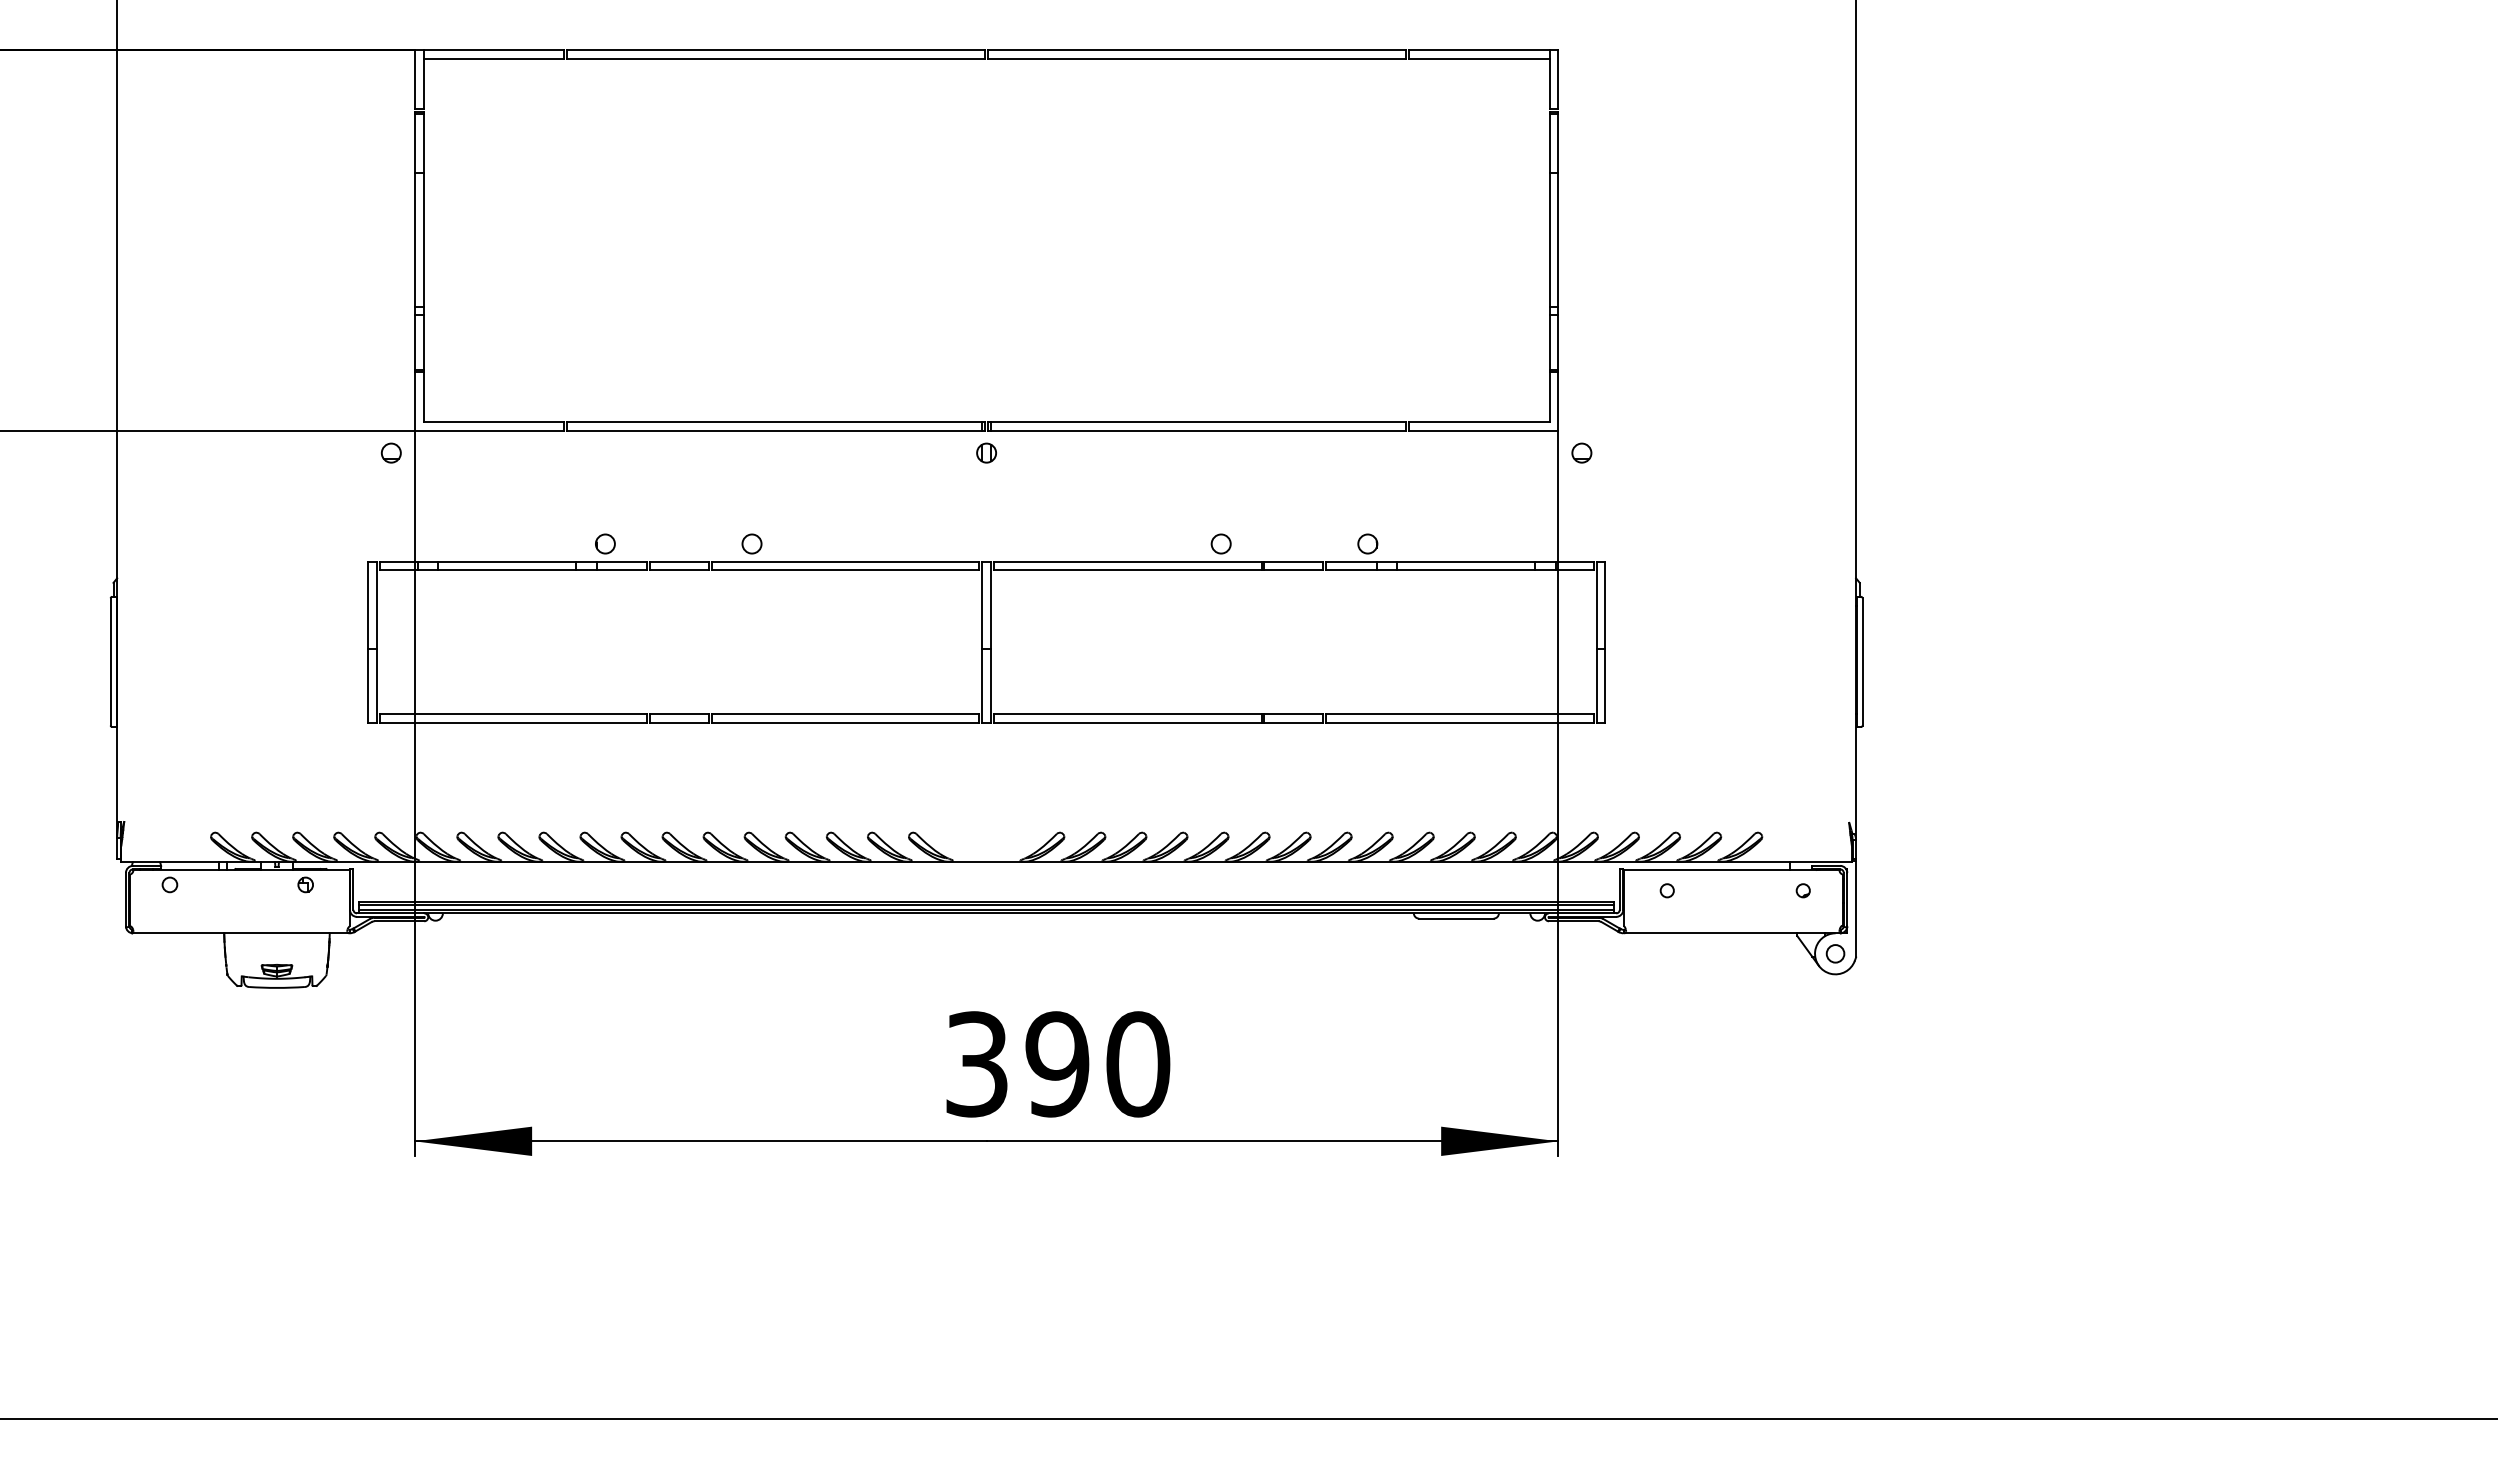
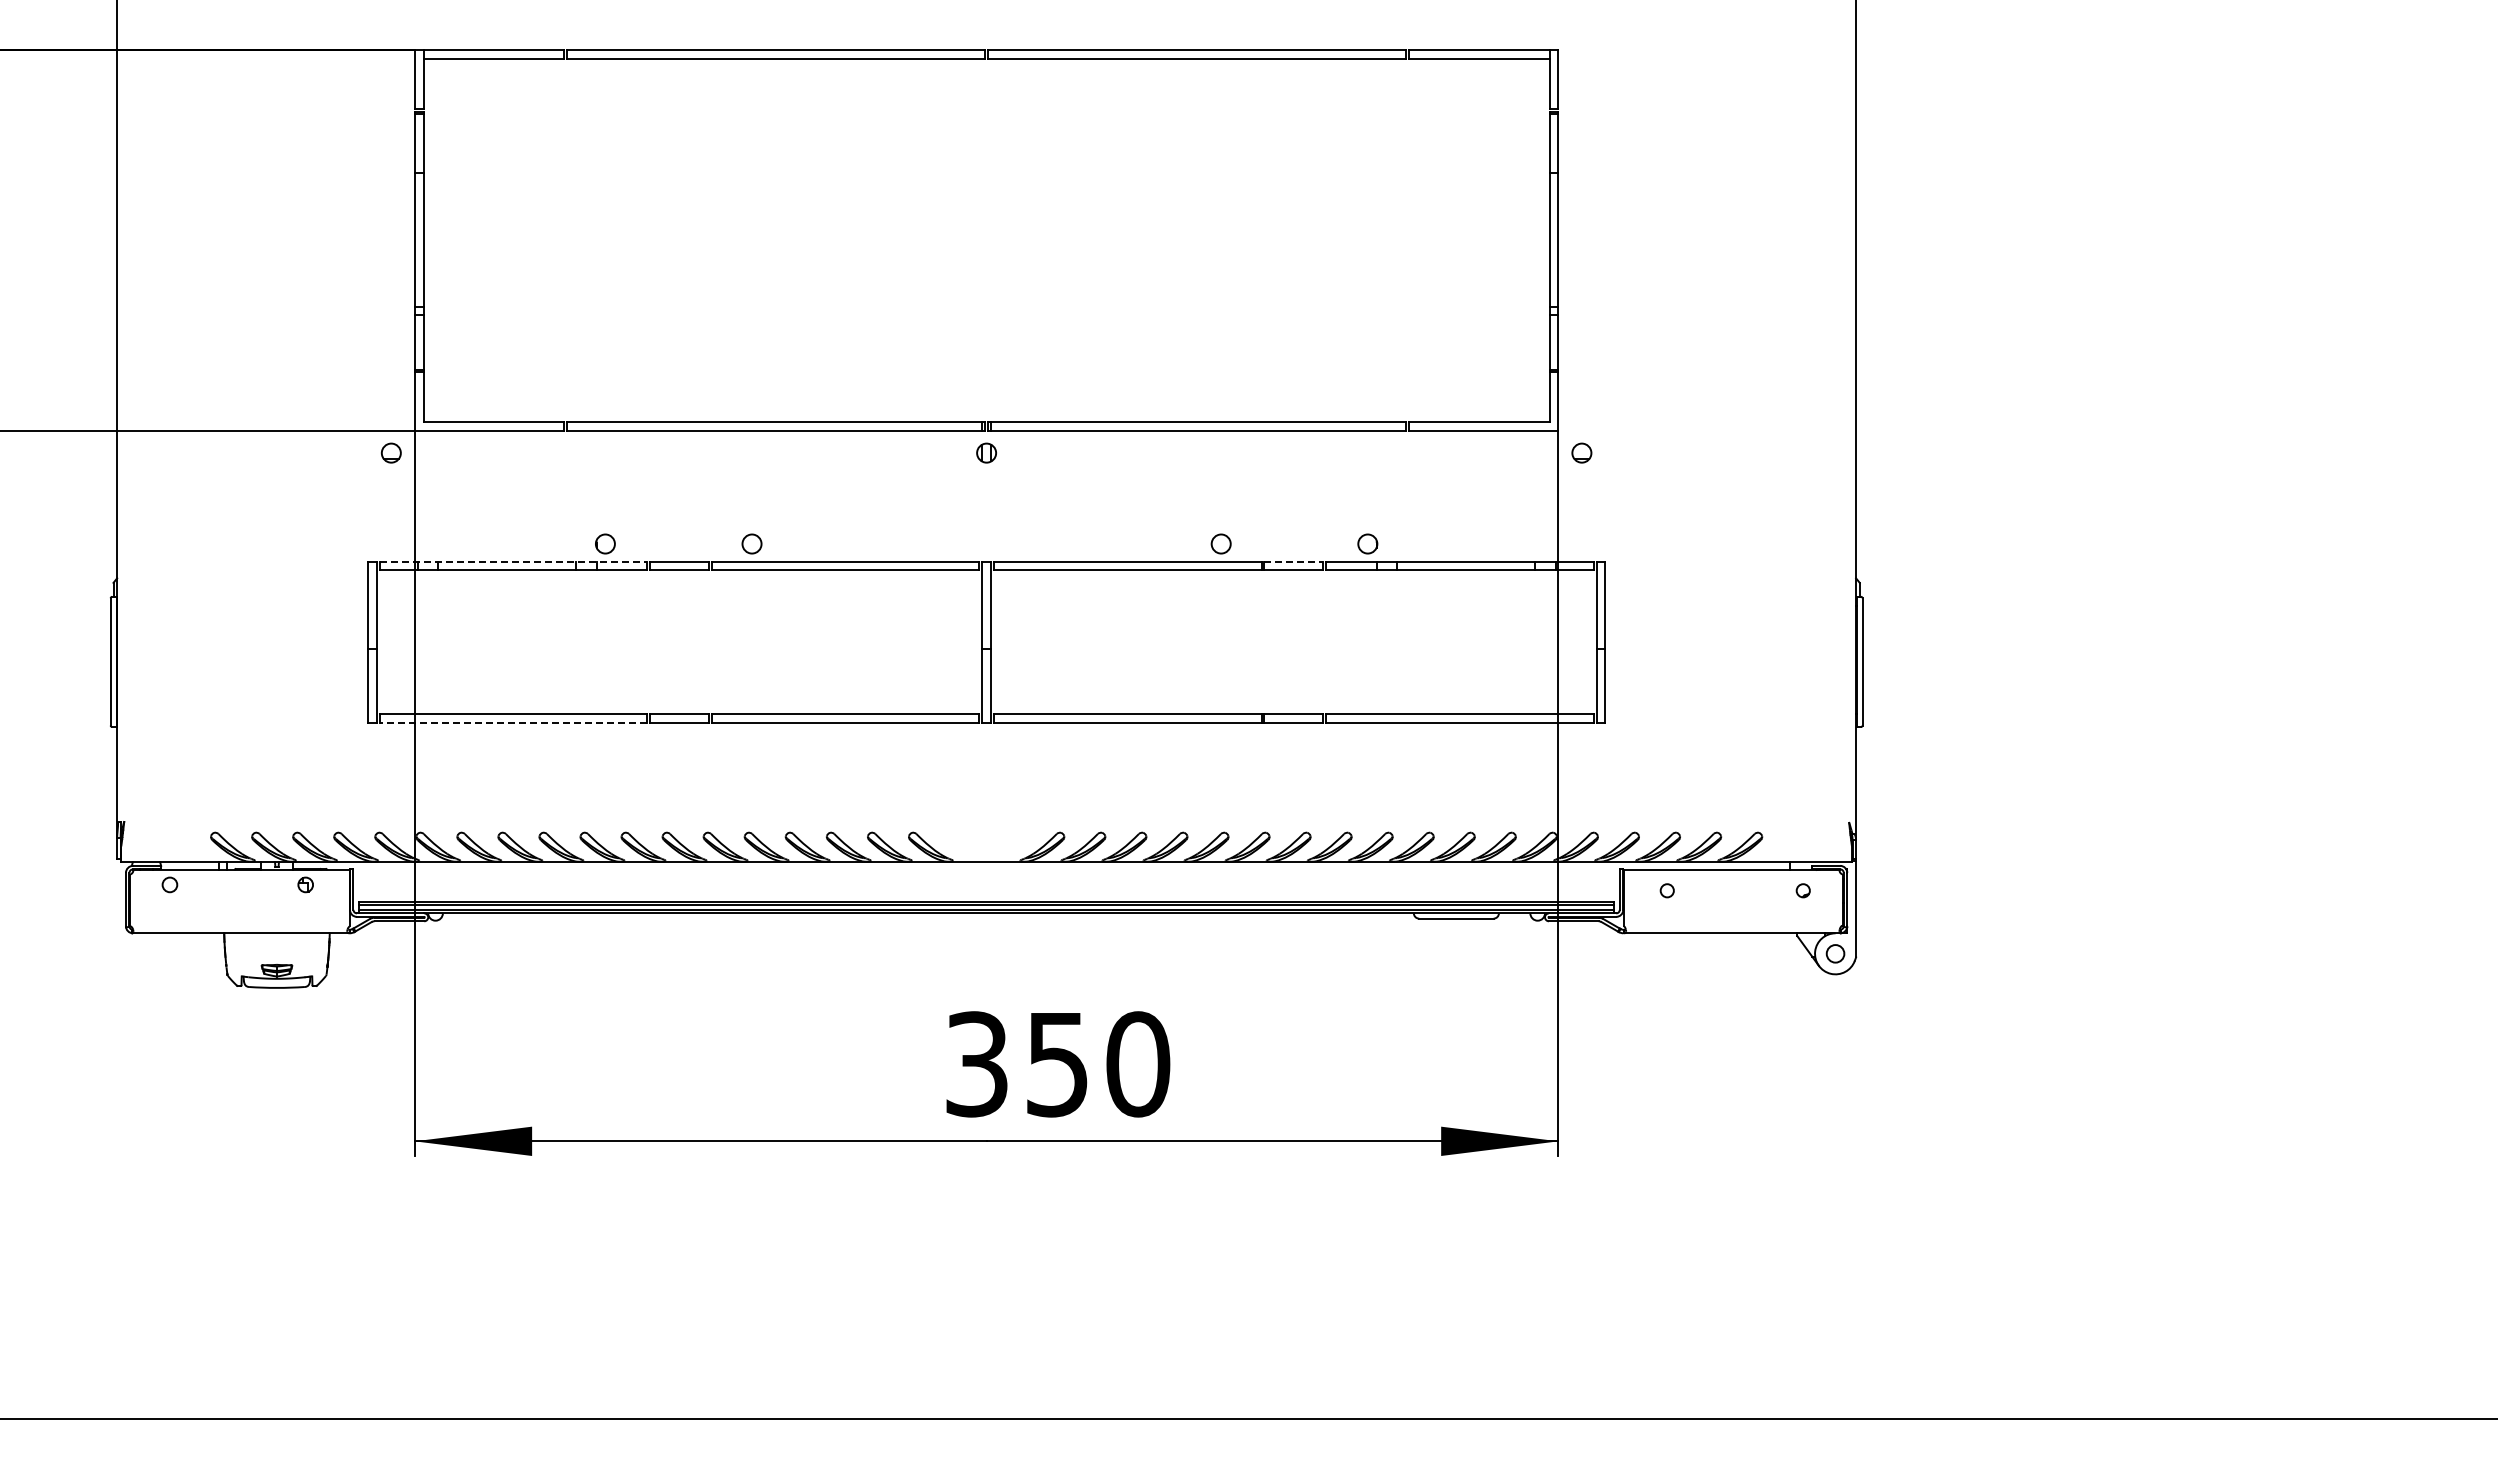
line: solid -> dashed (513, 561)
line: solid -> dashed (1294, 561)
line: solid -> dashed (513, 722)
text: 390 -> 350 (1057, 1064)
